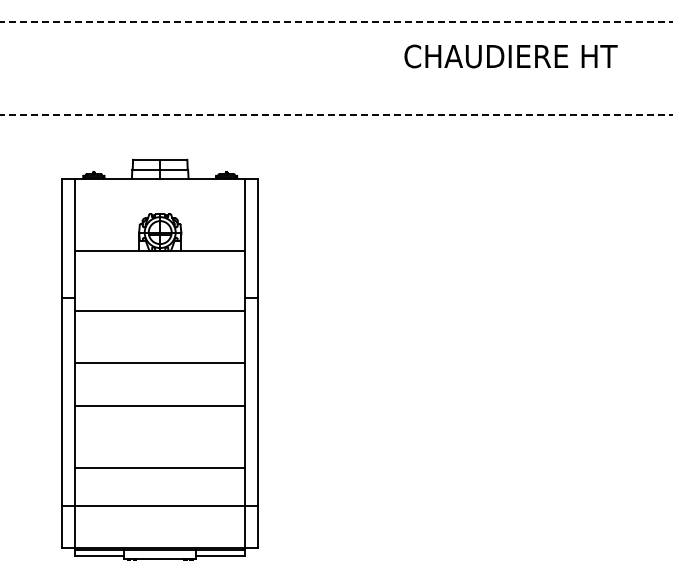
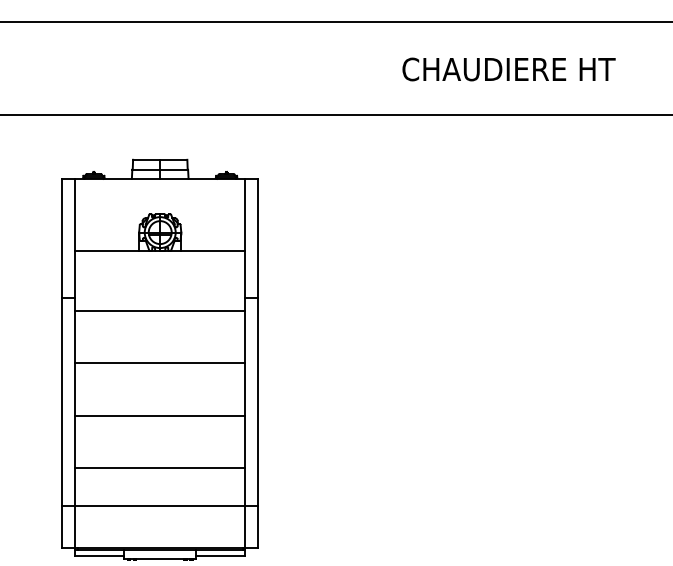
line: dashed -> solid (336, 21)
text position: (510, 56) -> (508, 69) (508, 69)
line: dashed -> solid (336, 115)
line position: (160, 405) -> (160, 415) (160, 415)
